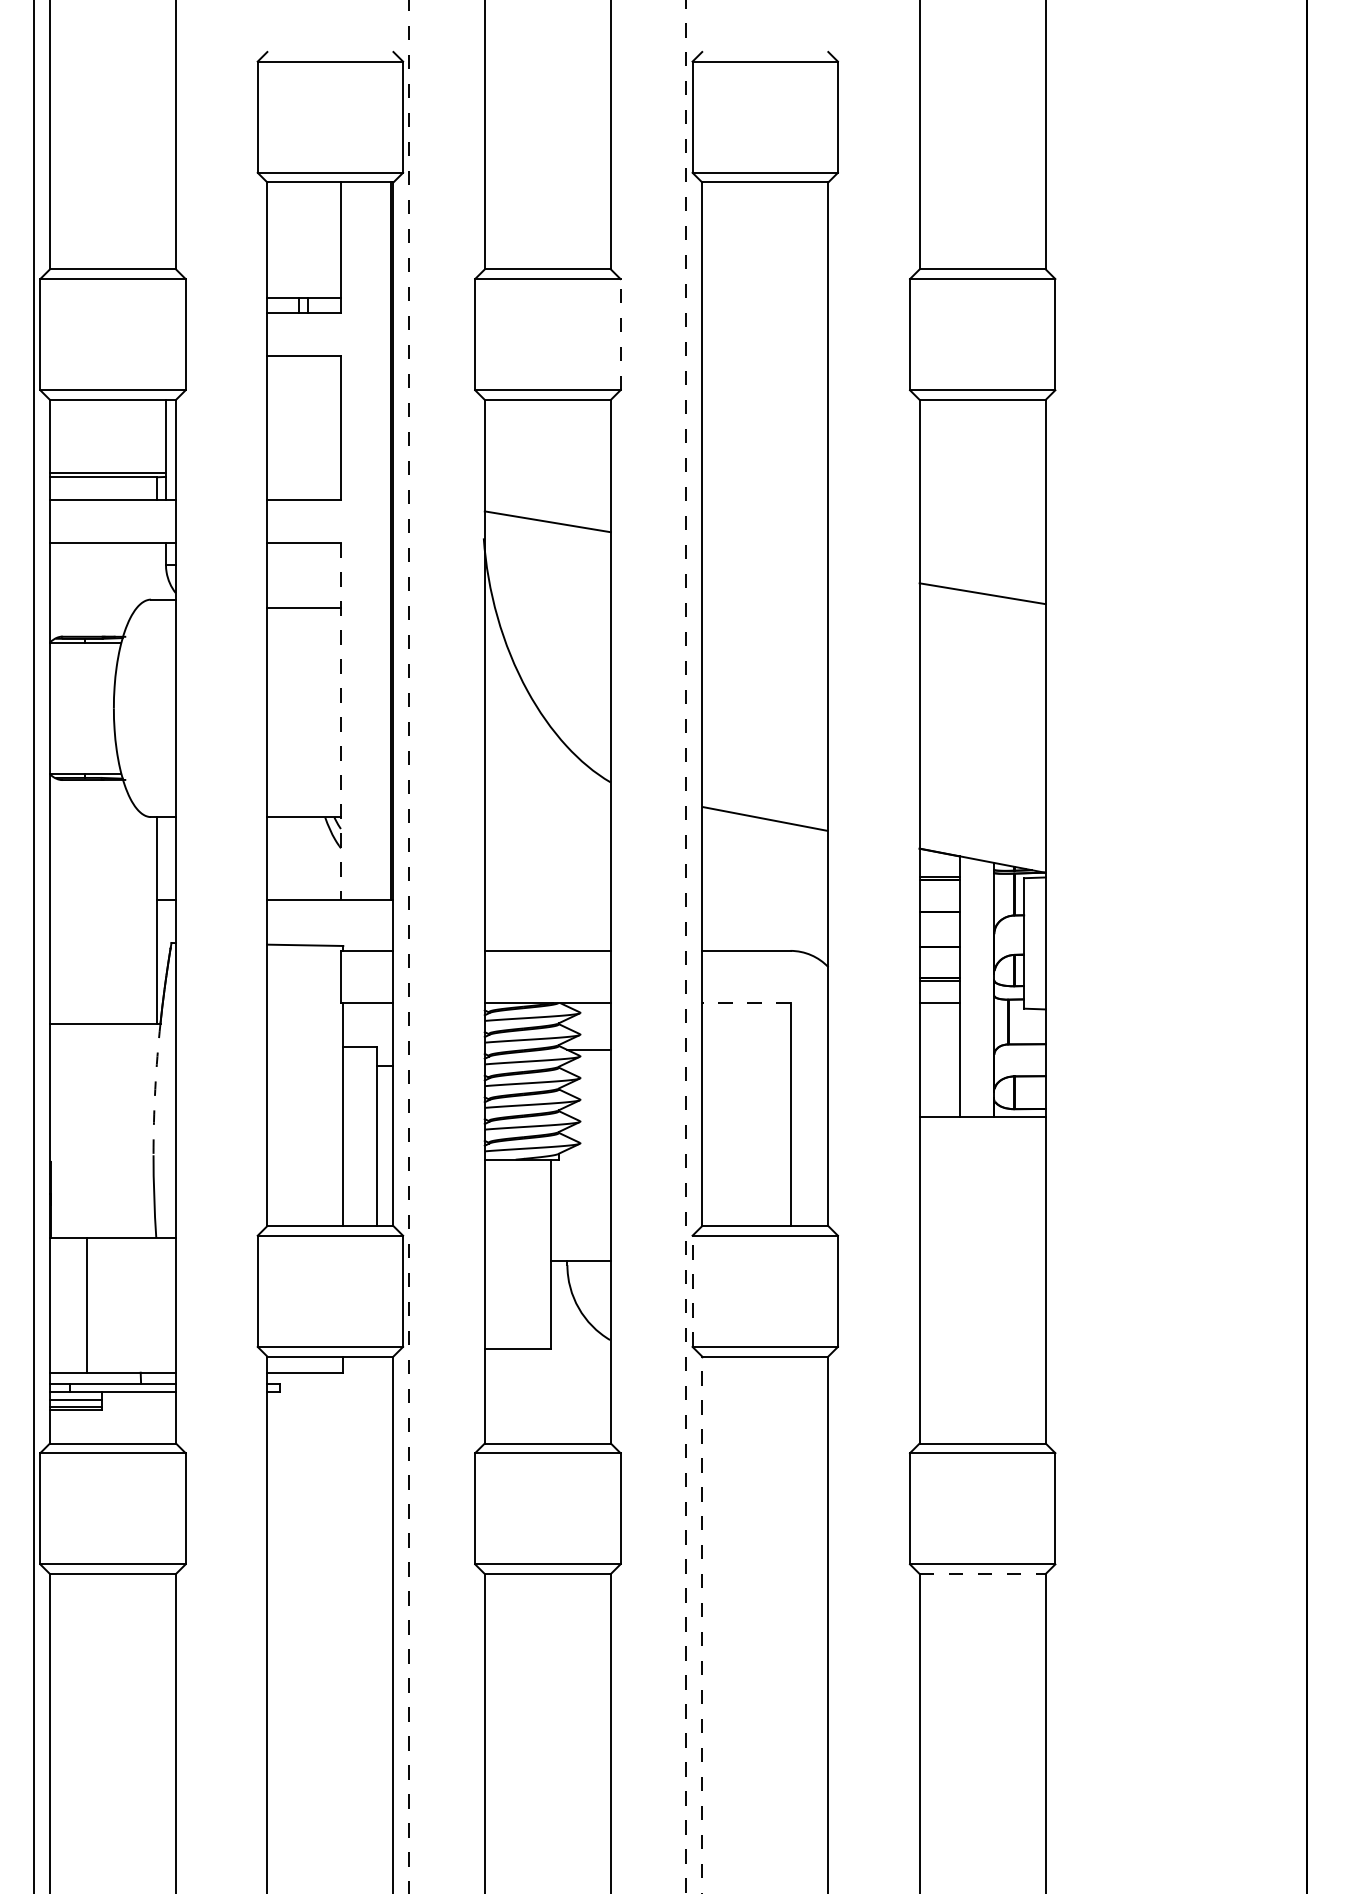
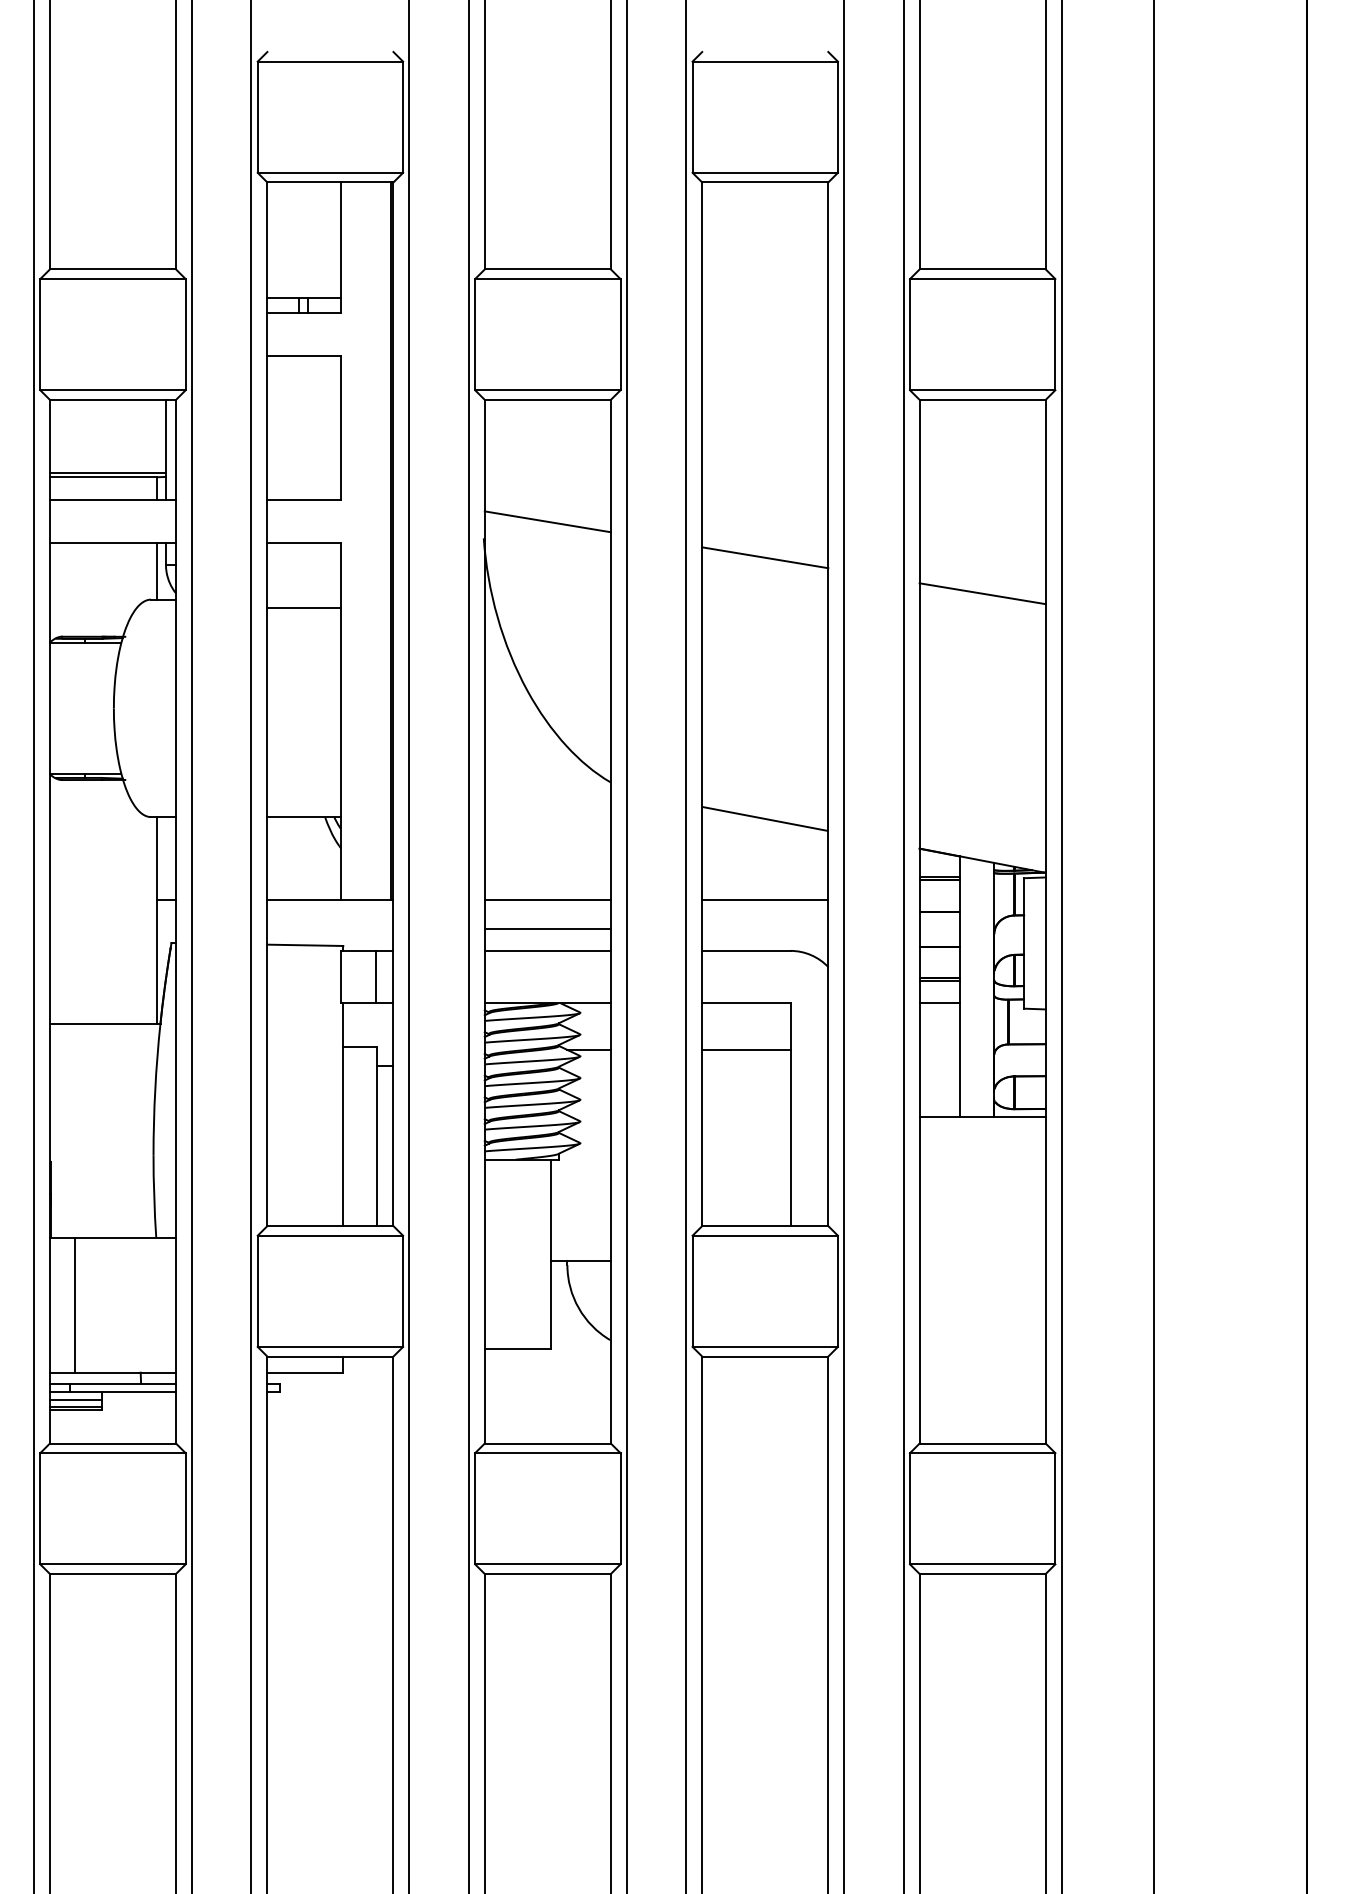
line: dashed -> solid (620, 334)
line: none -> present (765, 557)
line: none -> present (157, 571)
line: dashed -> solid (341, 721)
line: none -> present (547, 899)
line: none -> present (765, 899)
line: none -> present (547, 929)
line: none -> present (192, 946)
line: none -> present (251, 946)
line: dashed -> solid (409, 946)
line: none -> present (468, 946)
line: none -> present (626, 946)
line: dashed -> solid (686, 946)
line: none -> present (844, 946)
line: none -> present (903, 946)
line: none -> present (1061, 946)
line: none -> present (1154, 946)
line: none -> present (375, 976)
line: dashed -> solid (745, 1003)
line: none -> present (746, 1049)
arc: dashed -> solid (155, 1089)
line: dashed -> solid (692, 1291)
line position: (86, 1304) -> (74, 1304) (74, 1304)
line: dashed -> solid (983, 1573)
line: dashed -> solid (702, 1624)
